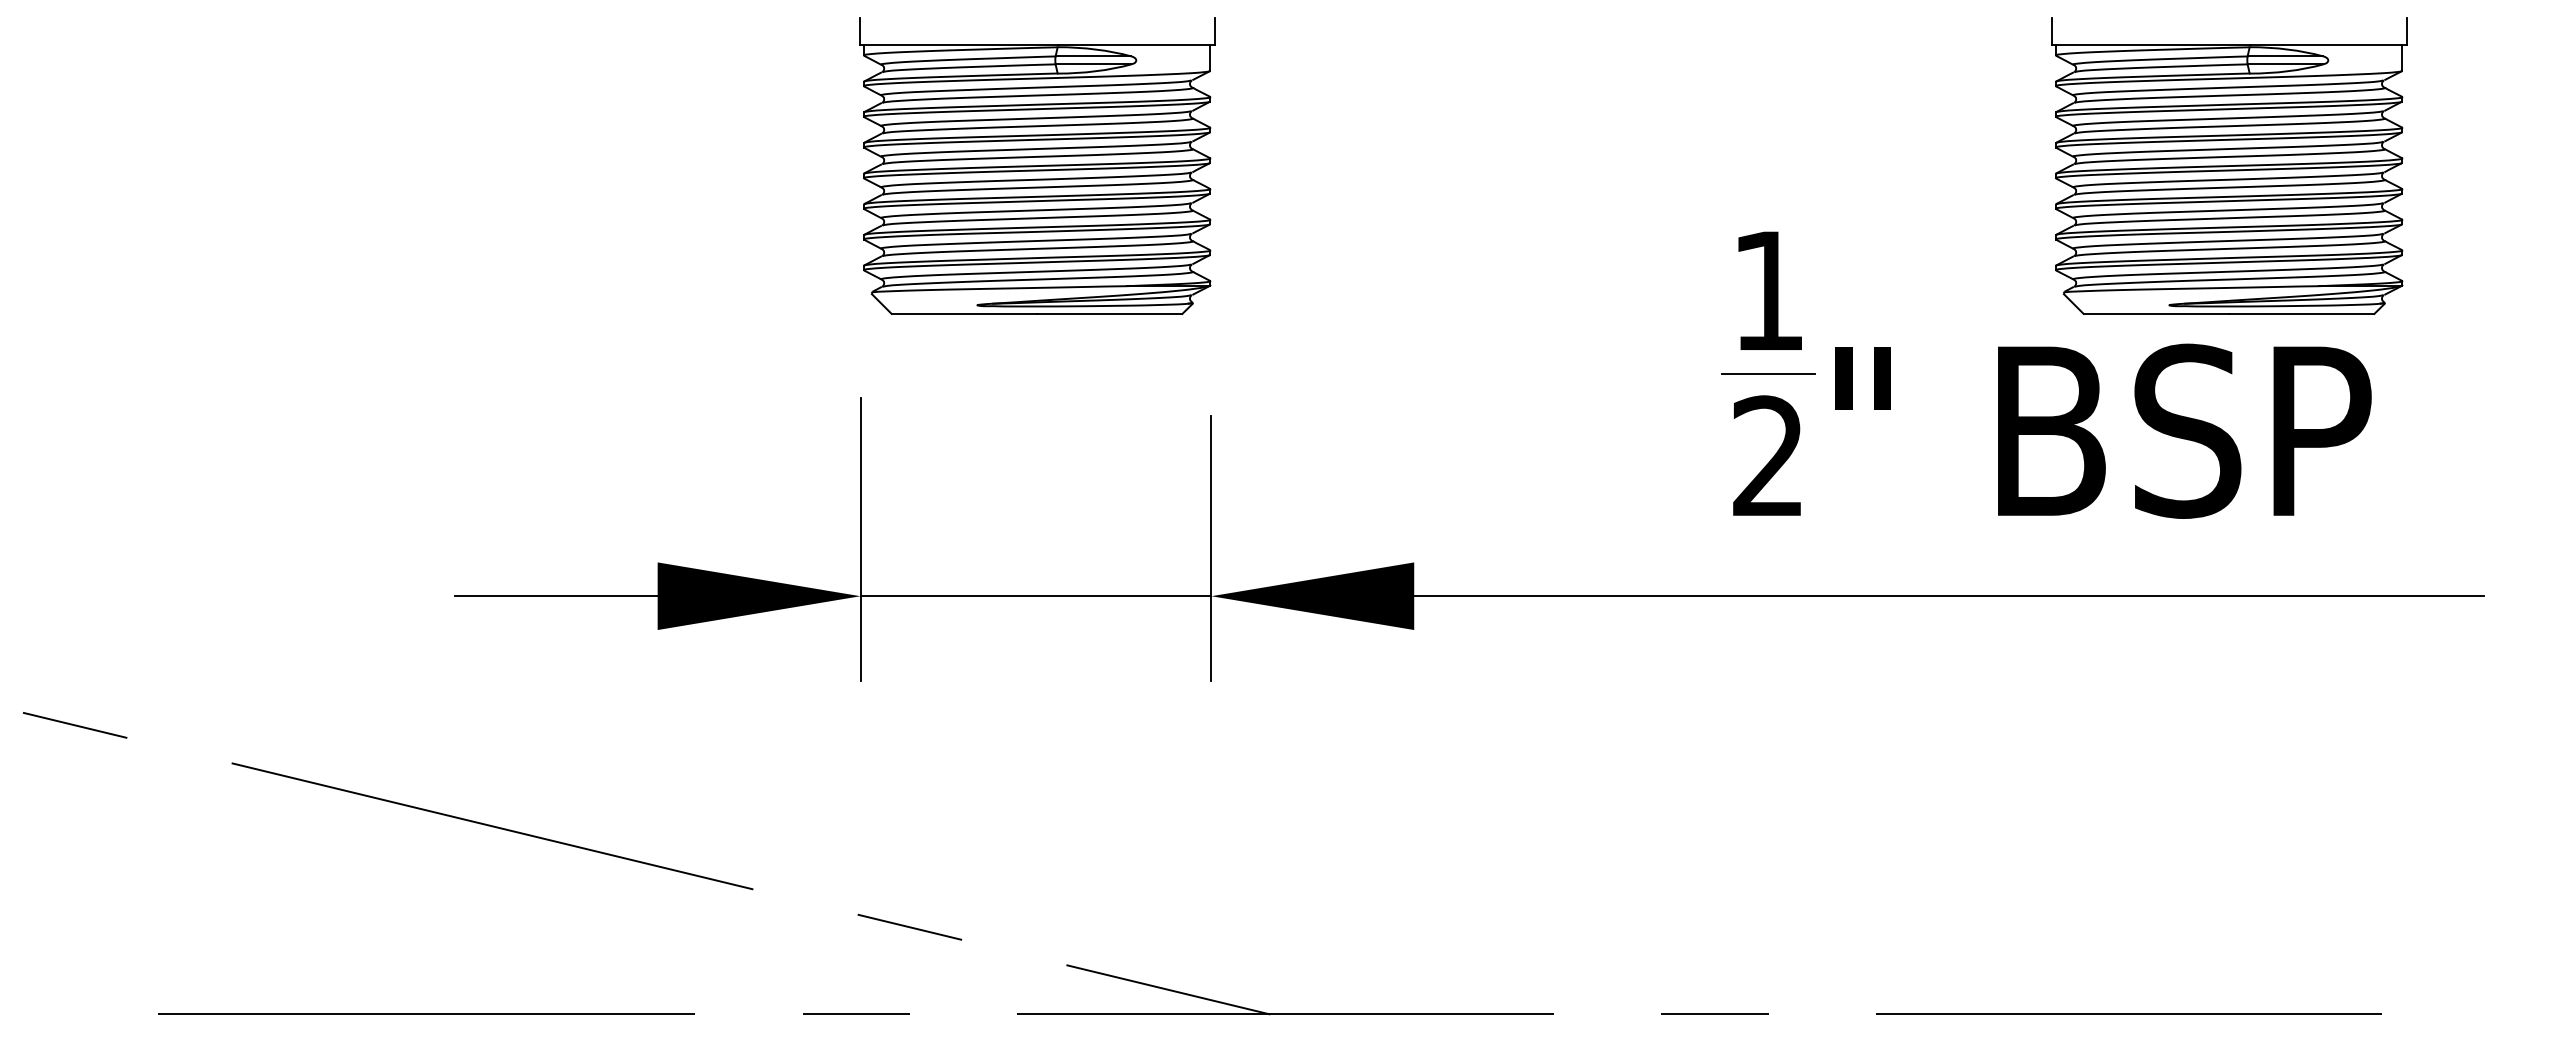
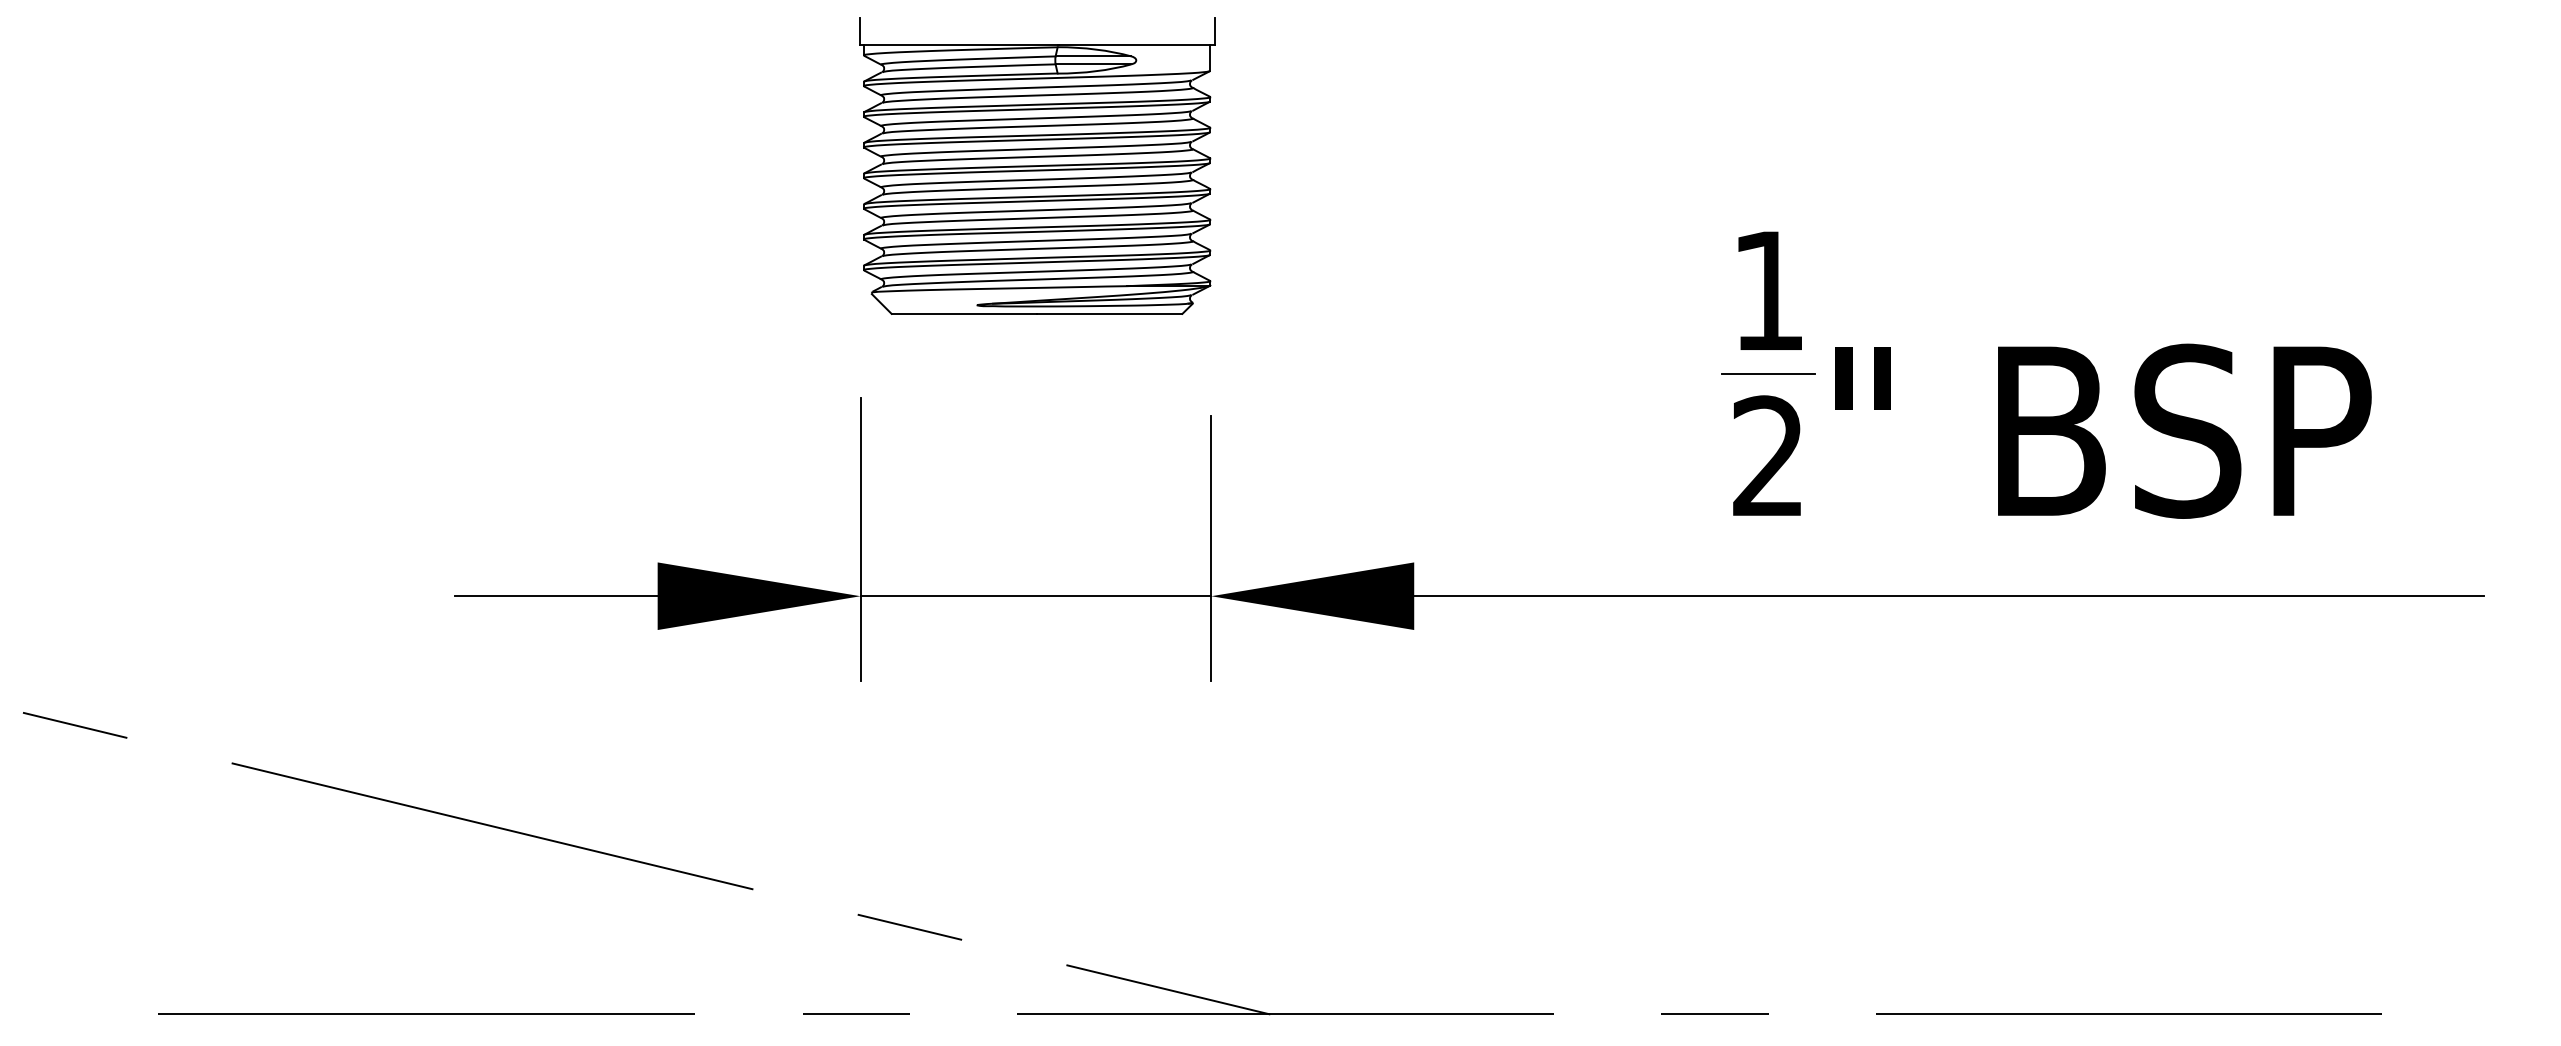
part: present -> none (2229, 165)
